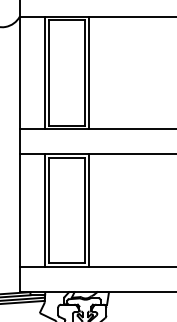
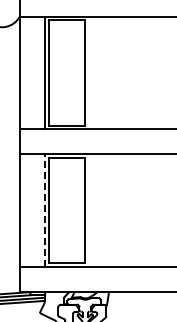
line: present -> none (88, 72)
line: solid -> dashed (44, 210)
line: present -> none (88, 210)
